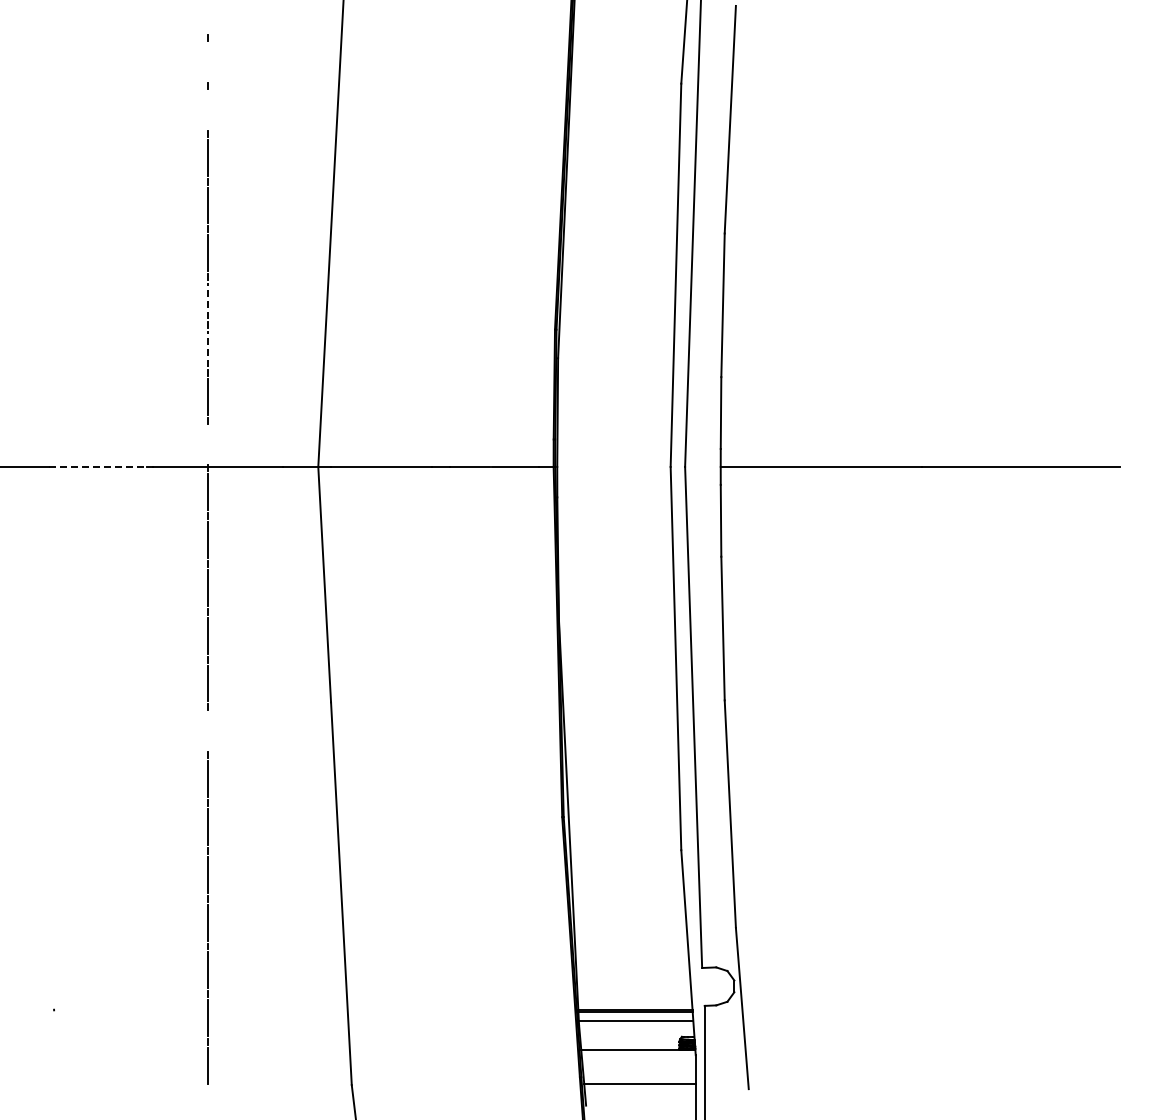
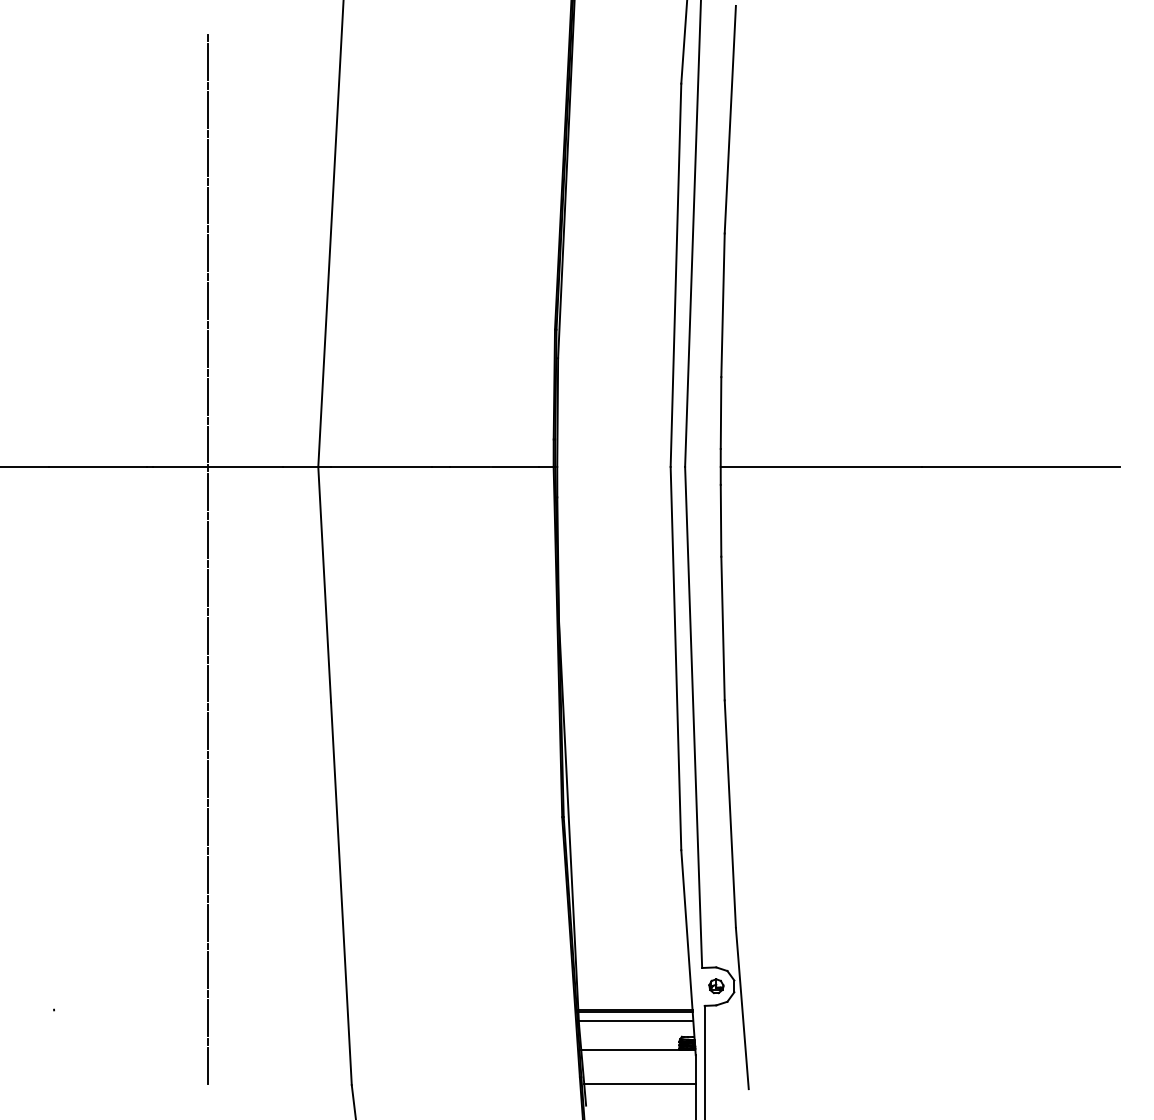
line: none -> present (208, 61)
line: none -> present (208, 109)
line: dashed -> solid (208, 301)
line: dashed -> solid (208, 348)
line: none -> present (208, 444)
line: dashed -> solid (98, 466)
line: none -> present (208, 731)
part: none -> present (716, 986)
